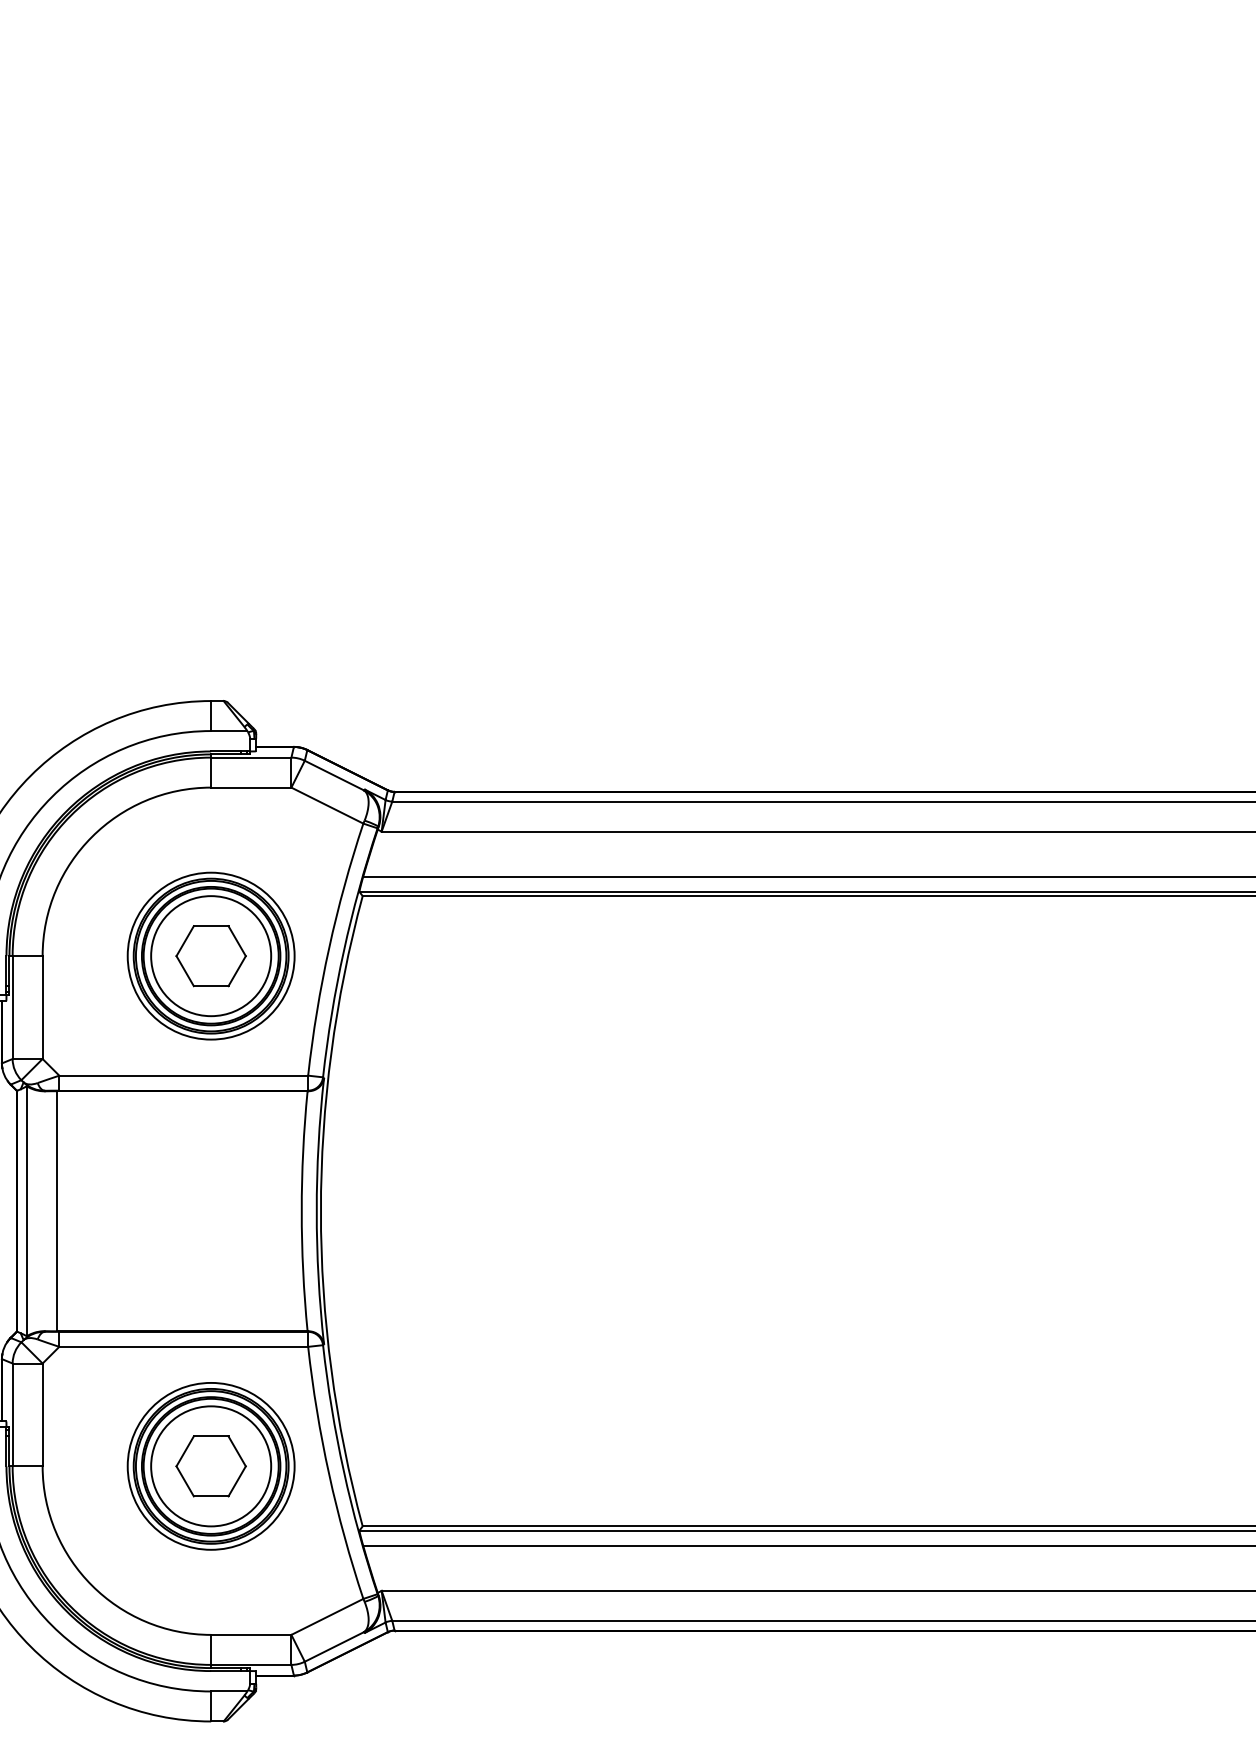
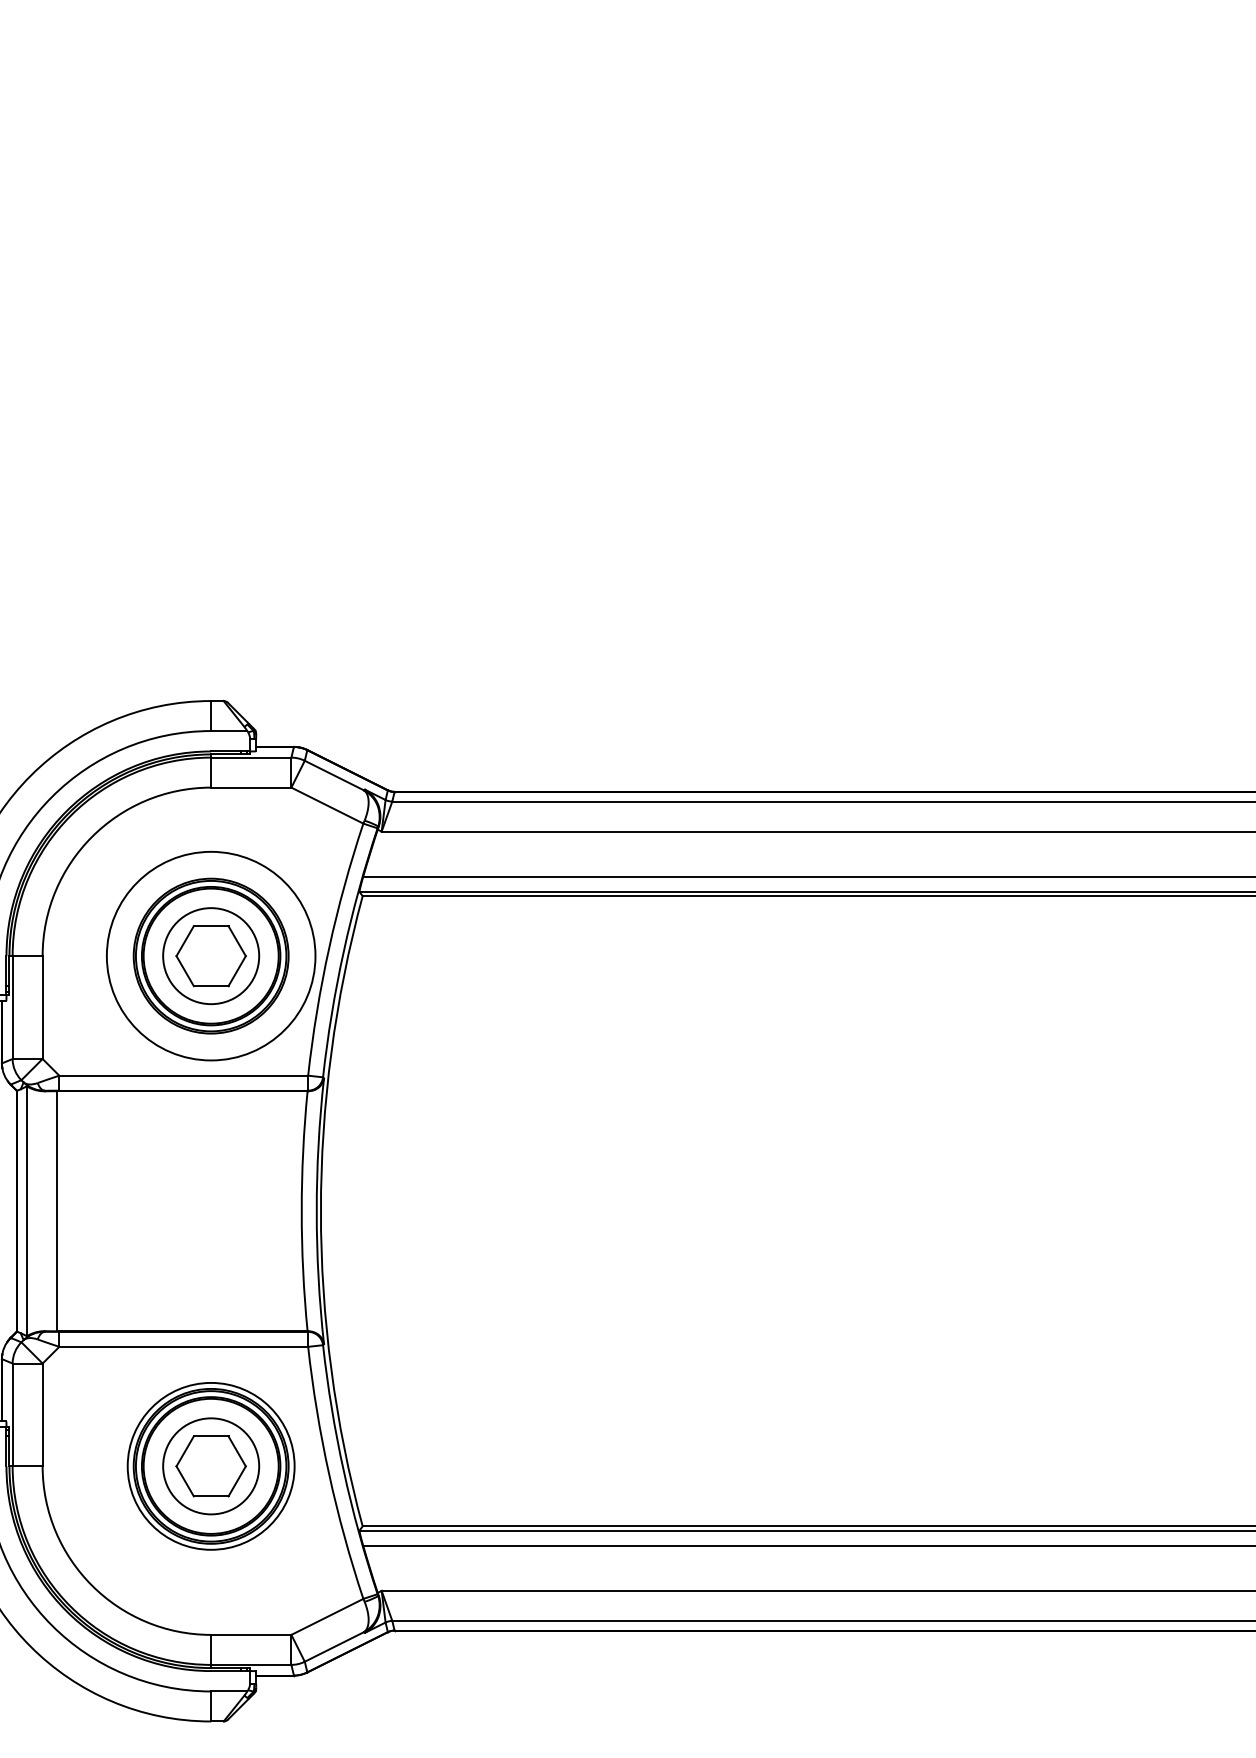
circle diameter: 167 px -> 209 px (210, 955)
circle diameter: 120 px -> 96 px (211, 956)
circle diameter: 120 px -> 96 px (211, 1466)
